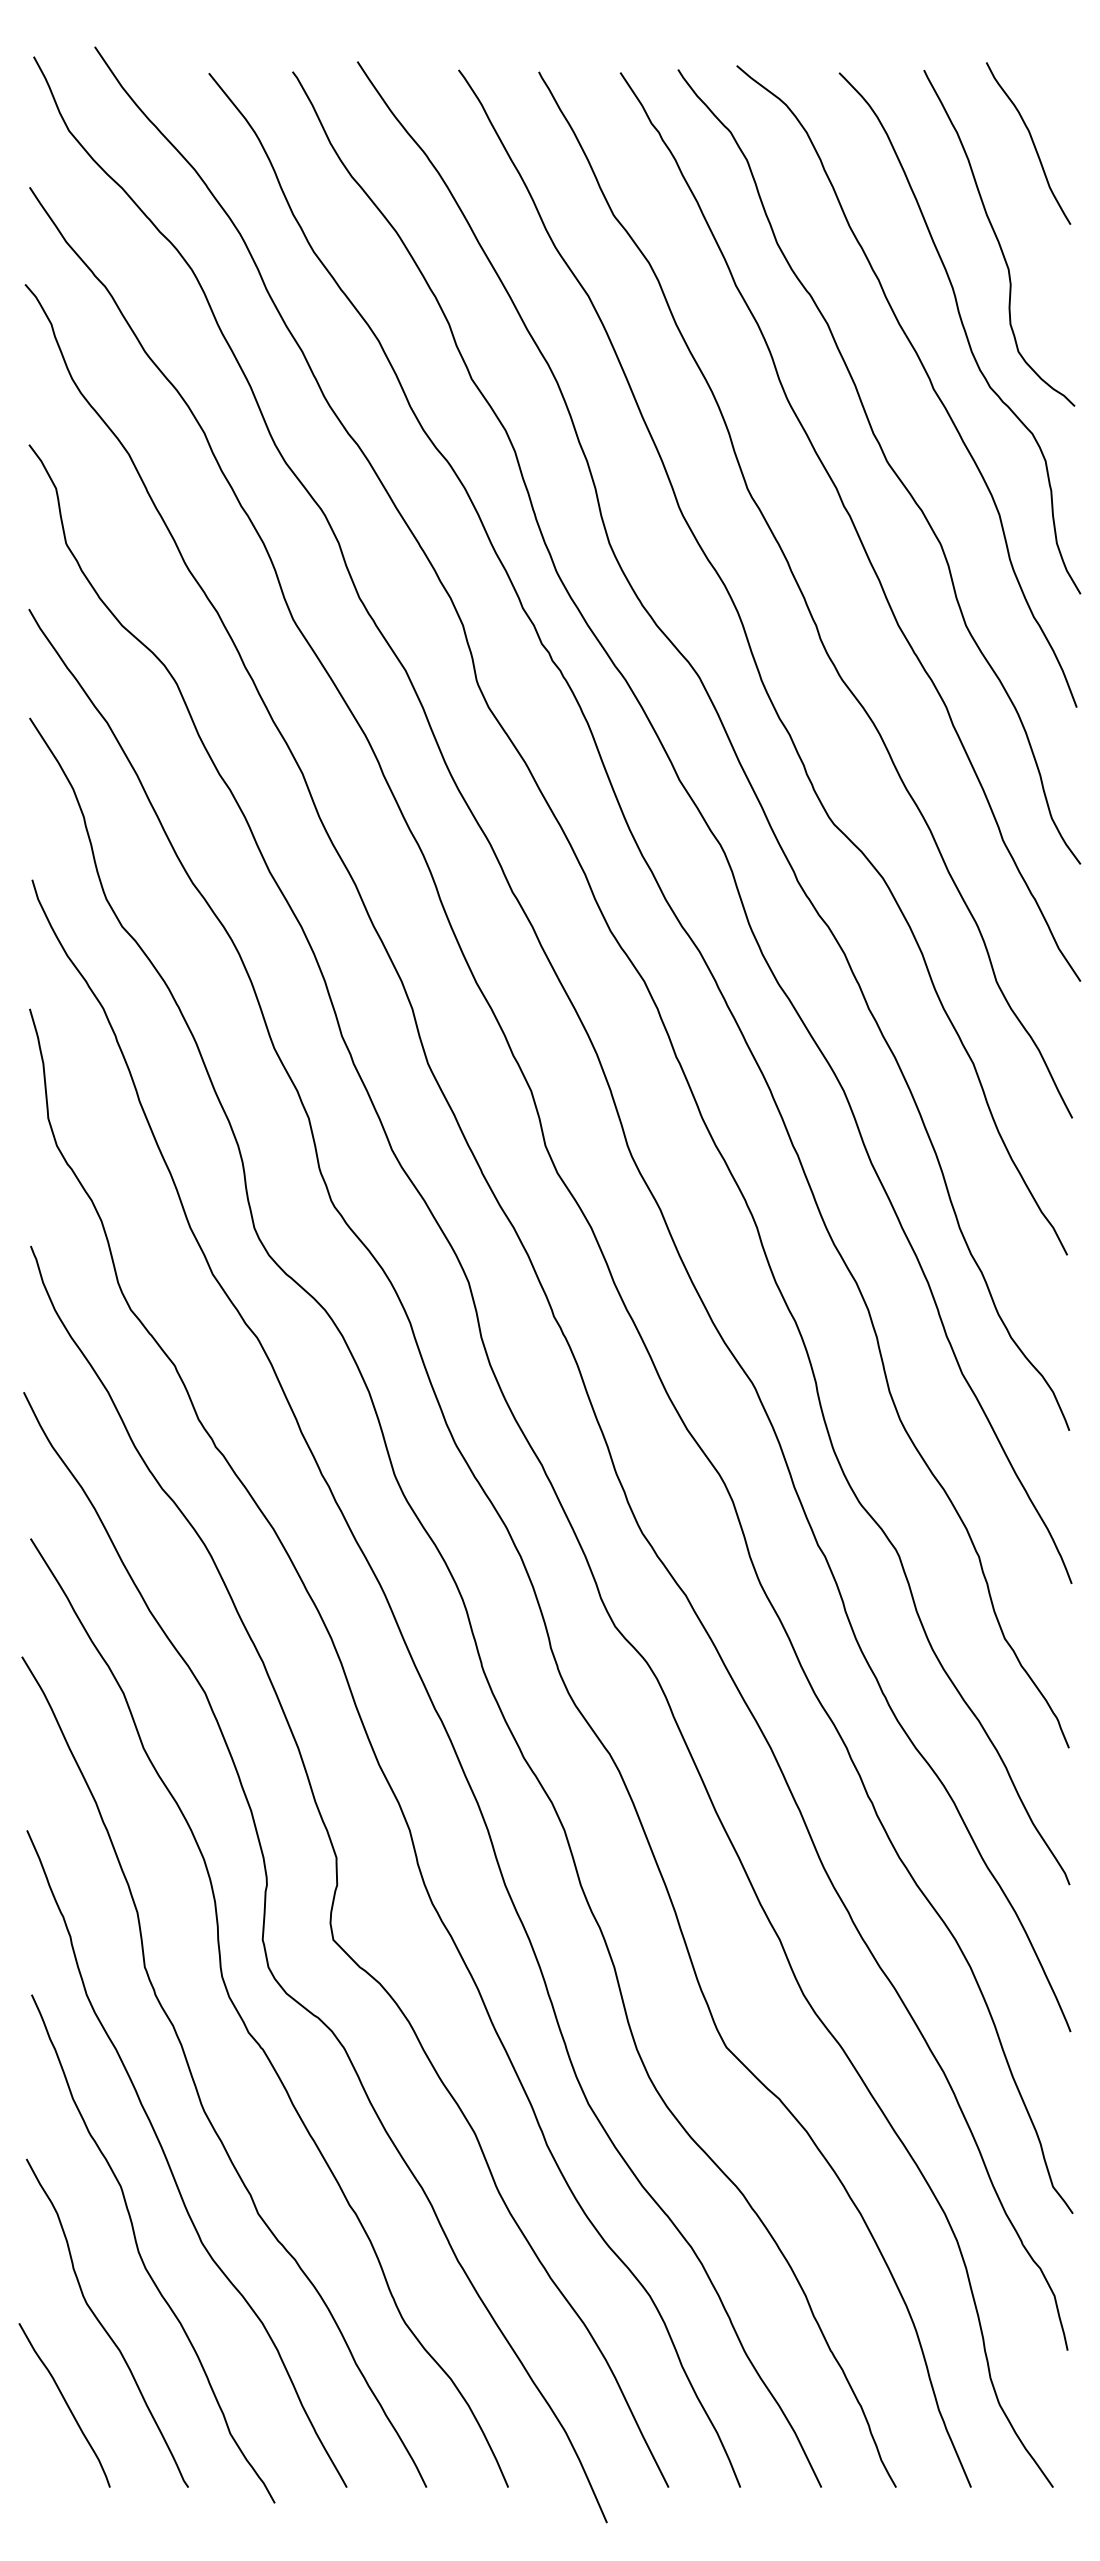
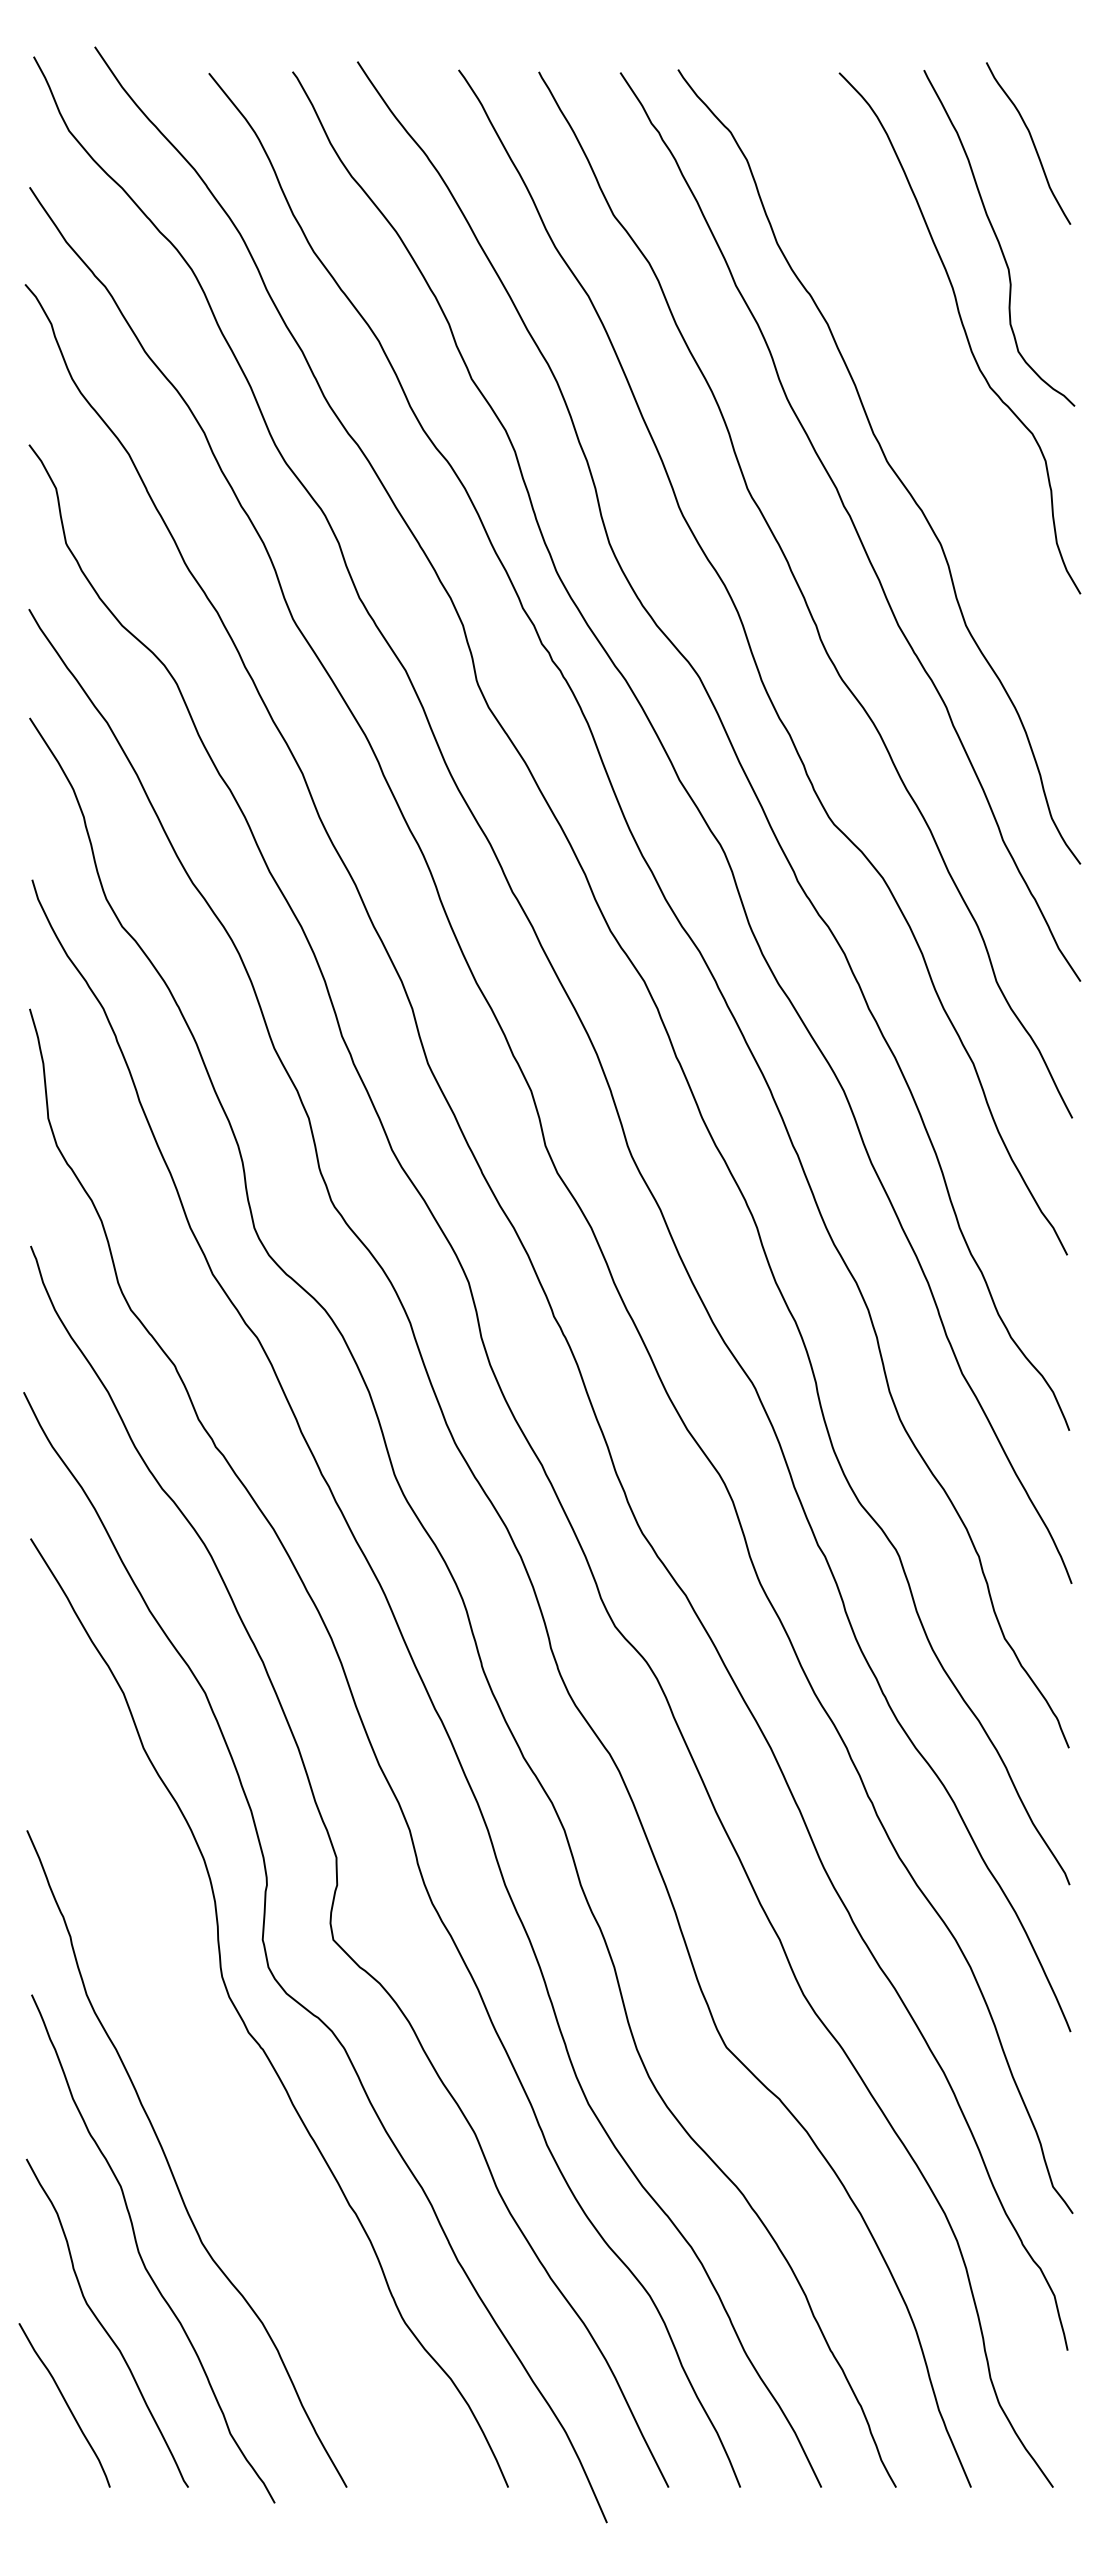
curve: present -> none (926, 375)
curve: present -> none (195, 2082)
